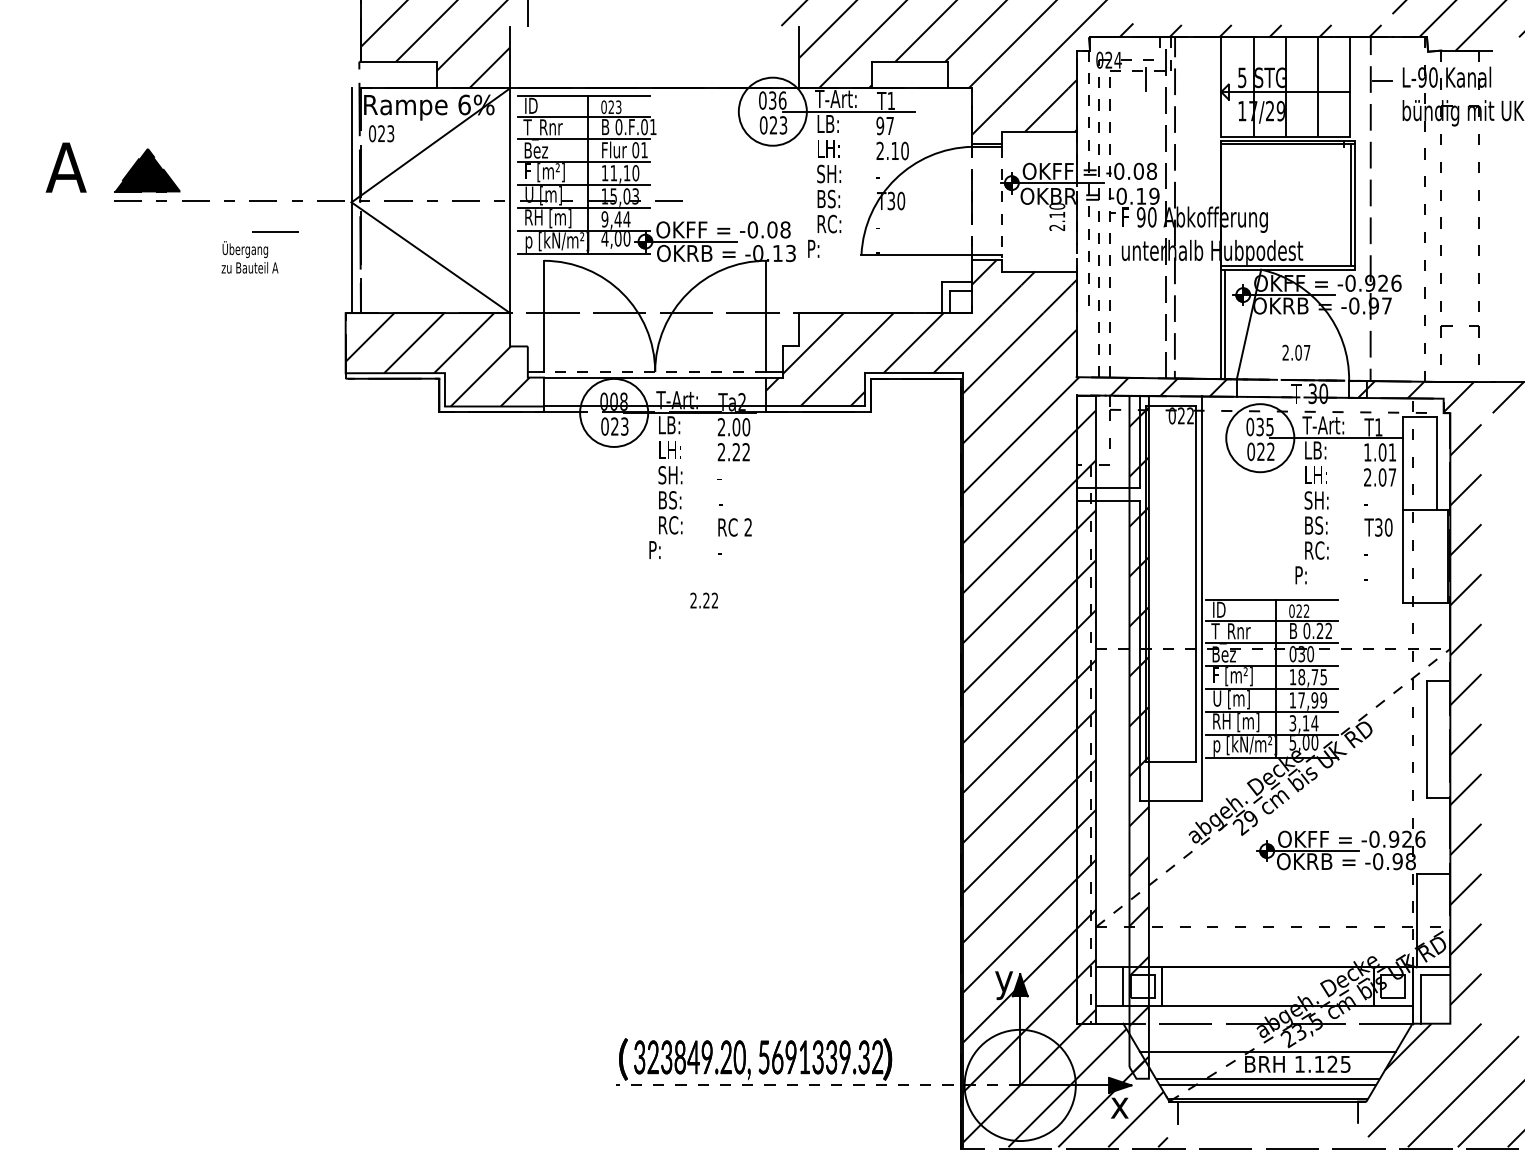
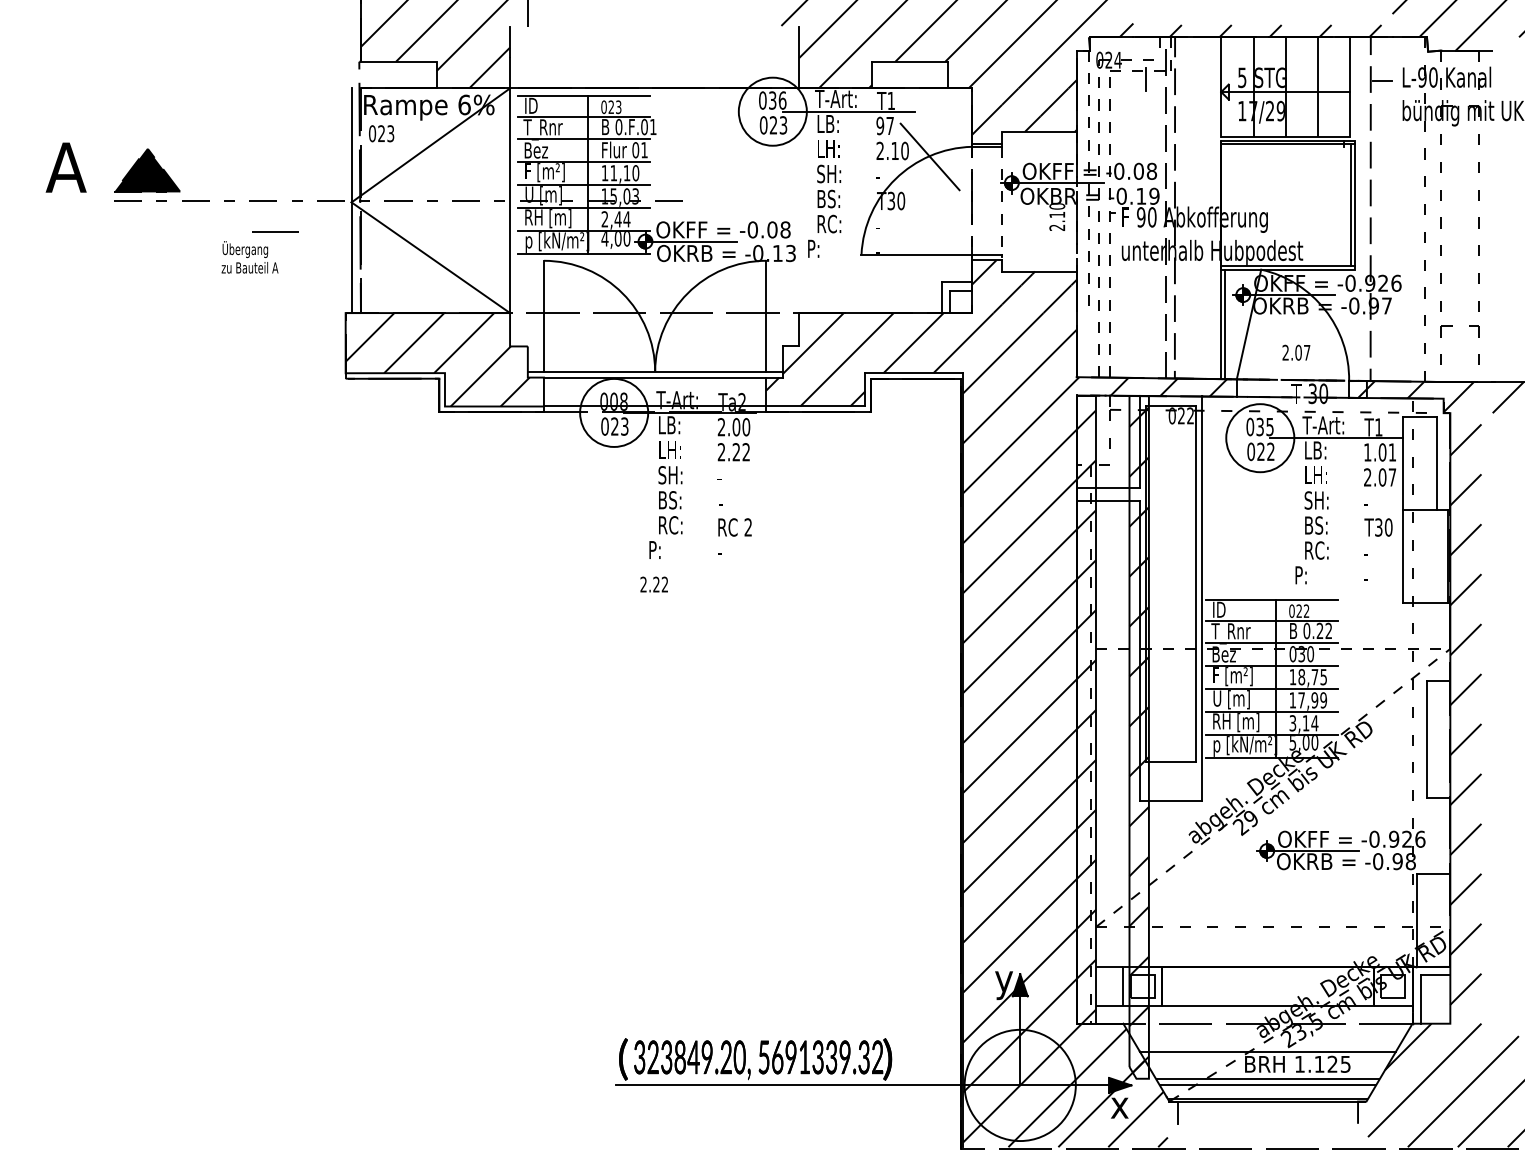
line: none -> present (929, 156)
text: 9,44 -> 2,44 (604, 219)
line: dashed -> solid (654, 372)
text position: (703, 600) -> (653, 584) (653, 584)
line: dashed -> solid (817, 1085)
